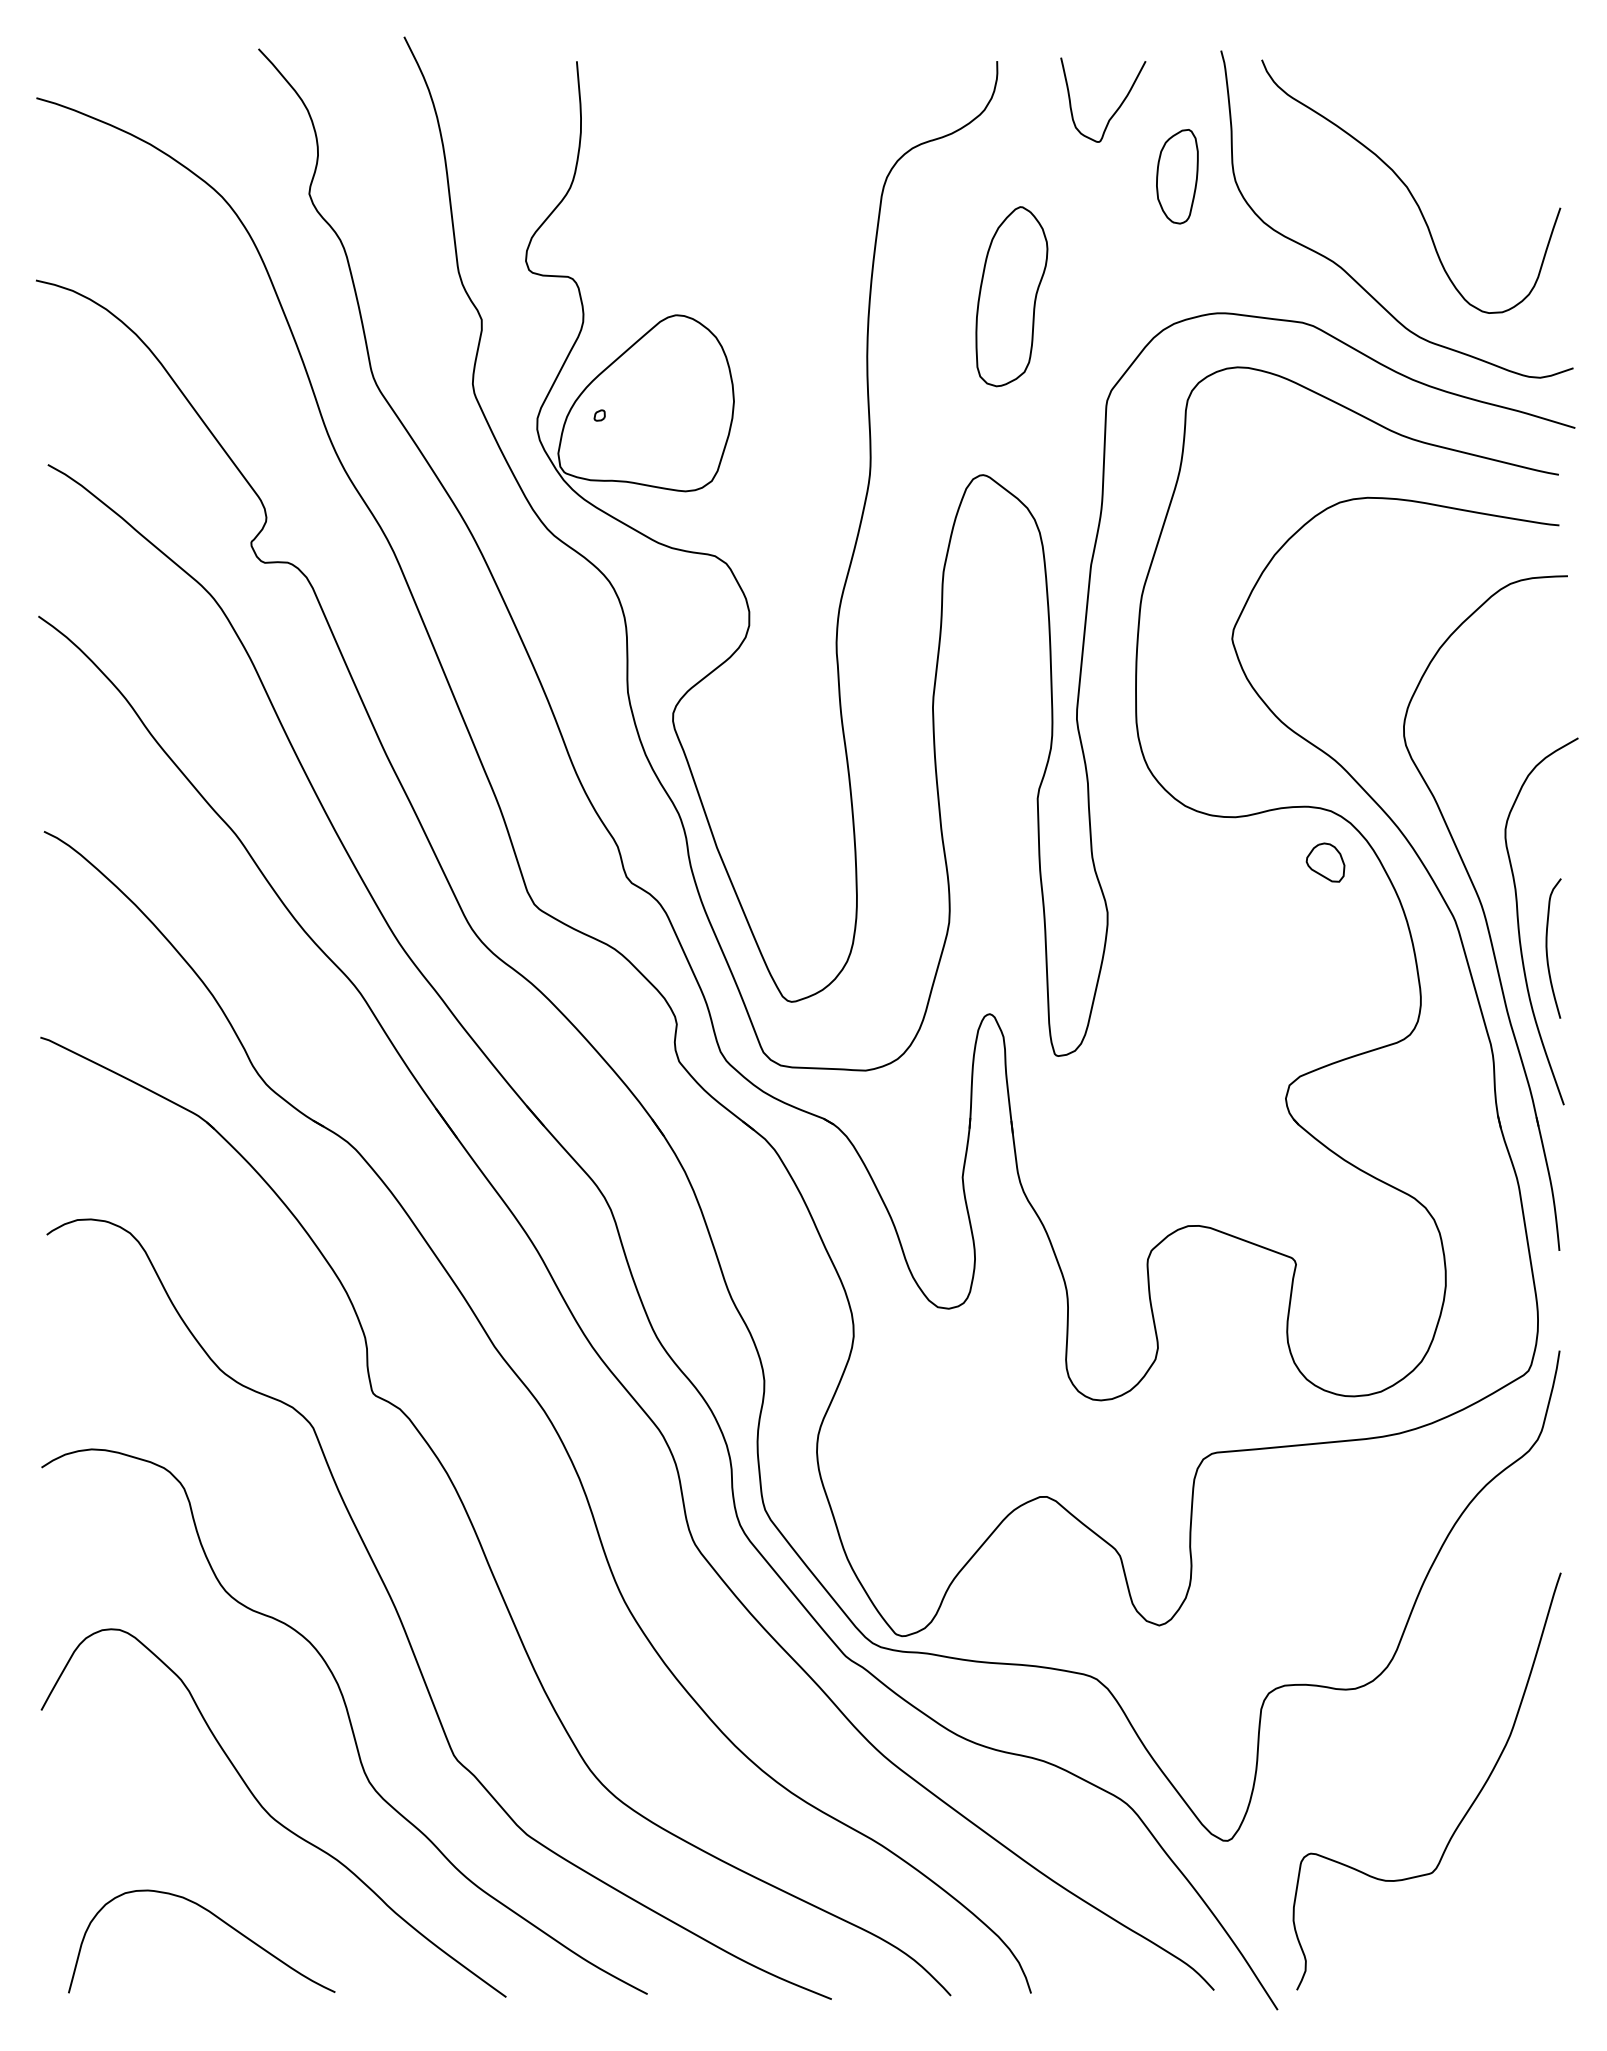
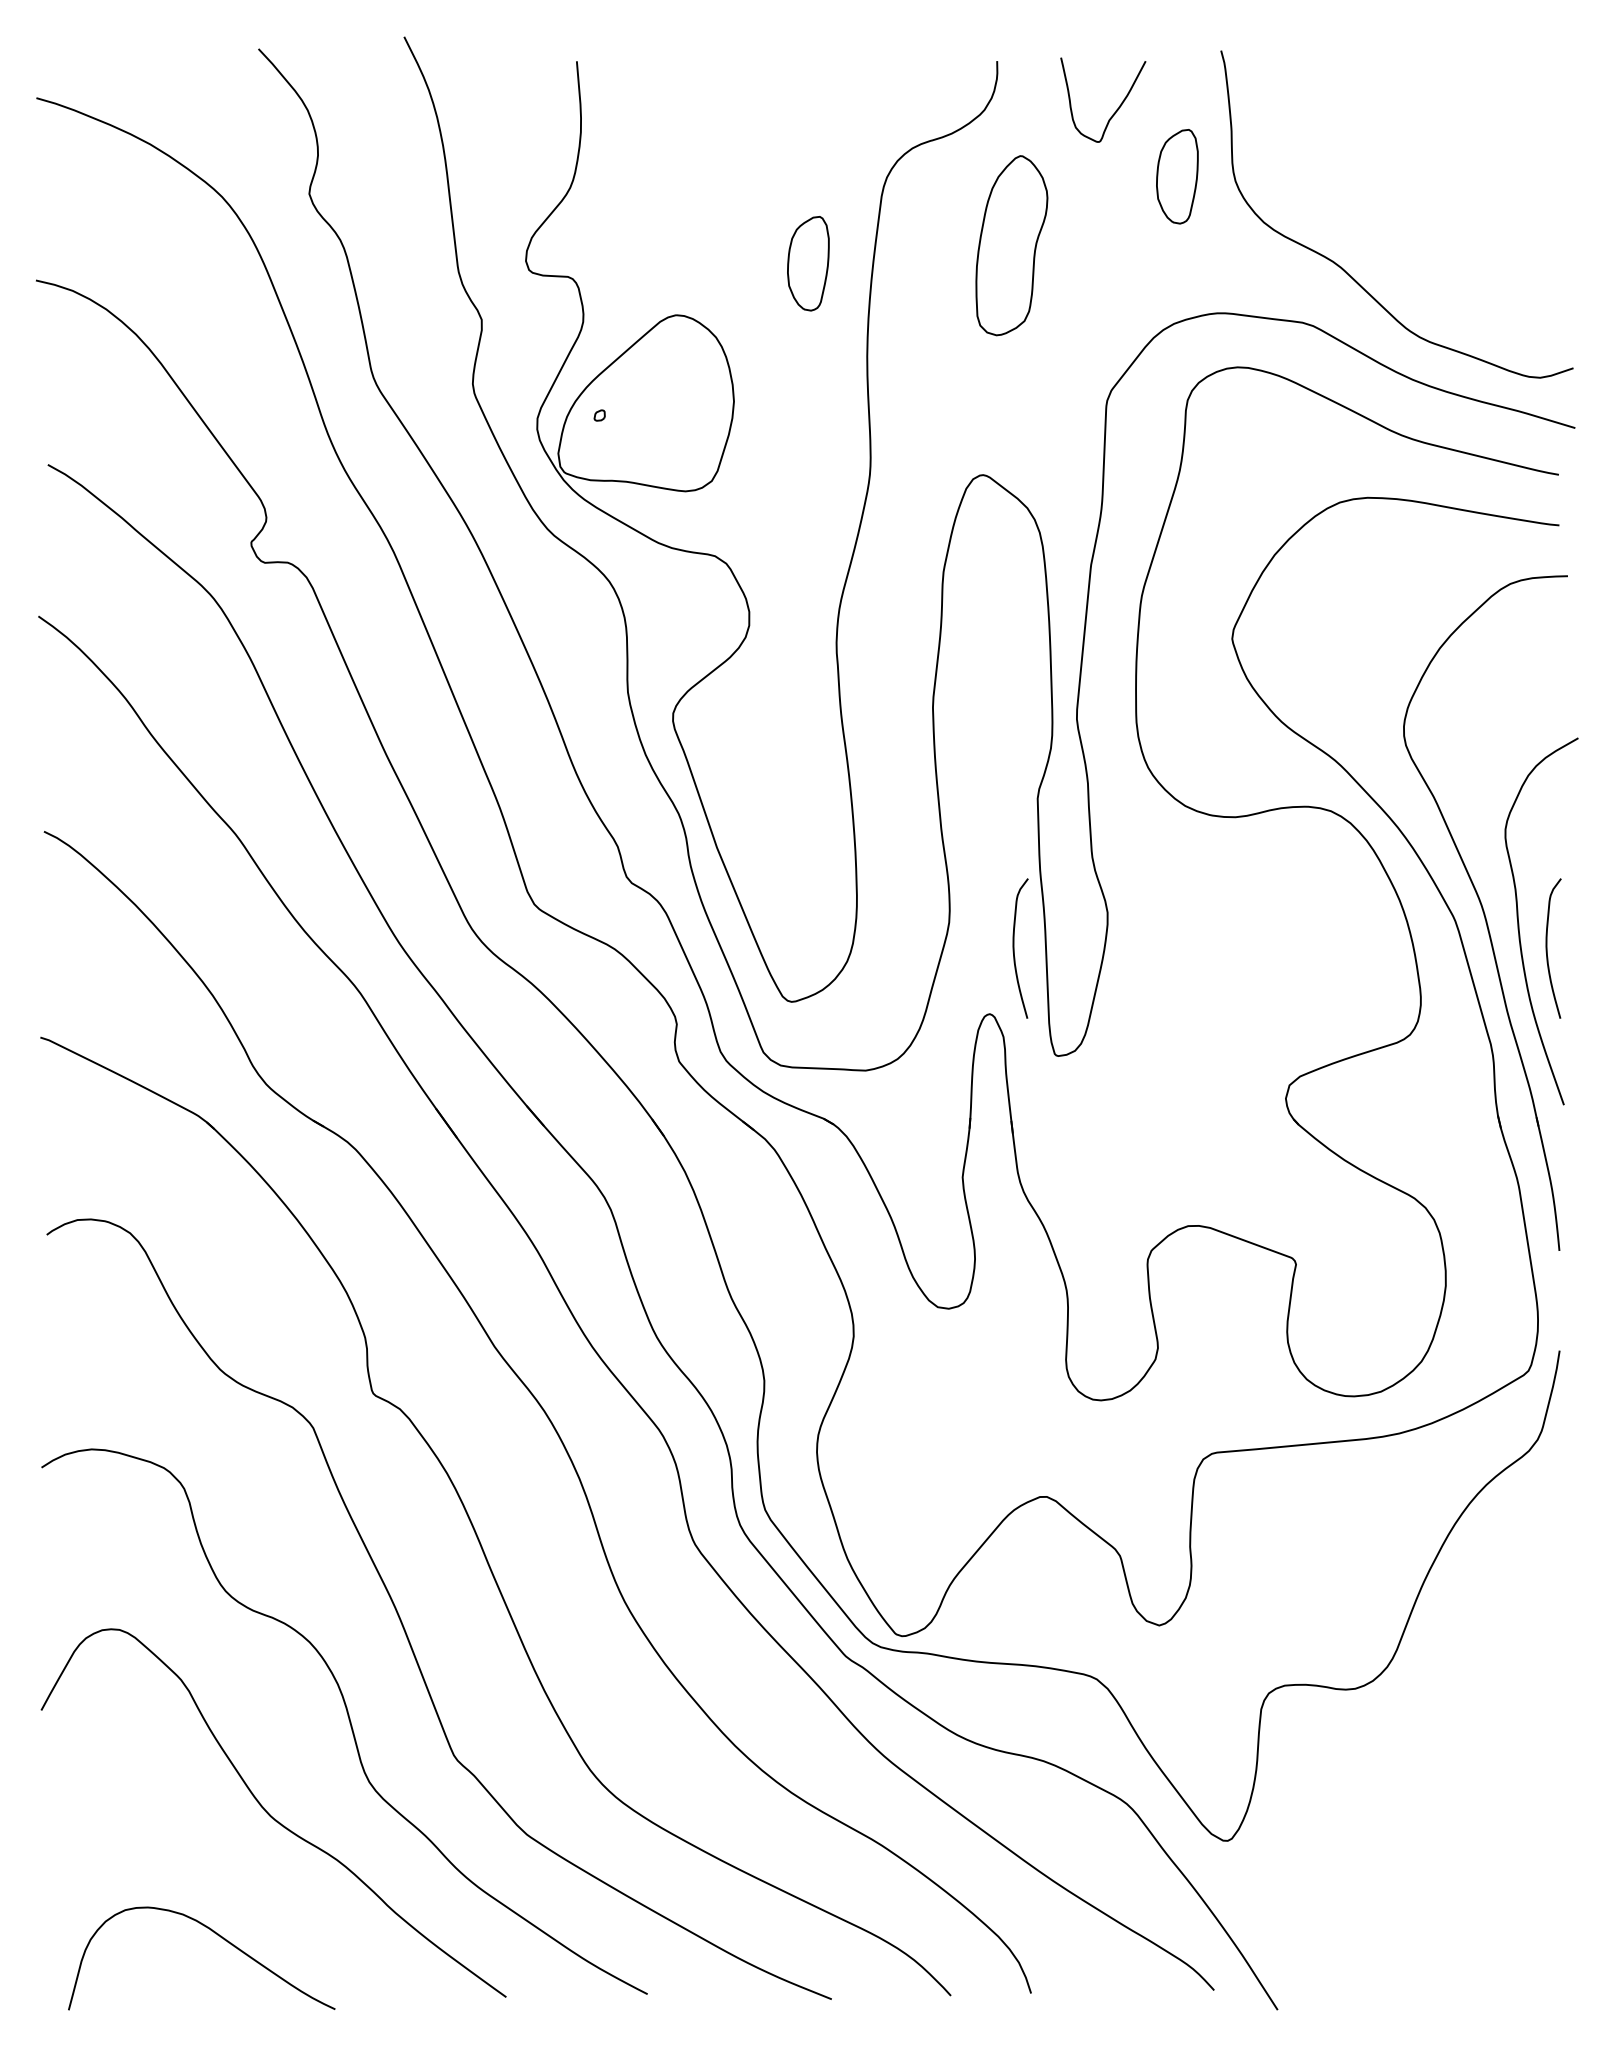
curve: present -> none (1408, 187)
part: none -> present (808, 263)
part position: (1011, 296) -> (1011, 245) (1011, 245)
part: present -> none (1325, 862)
curve: none -> present (1014, 948)
curve: present -> none (1467, 1809)
curve position: (217, 1918) -> (217, 1935) (217, 1935)
